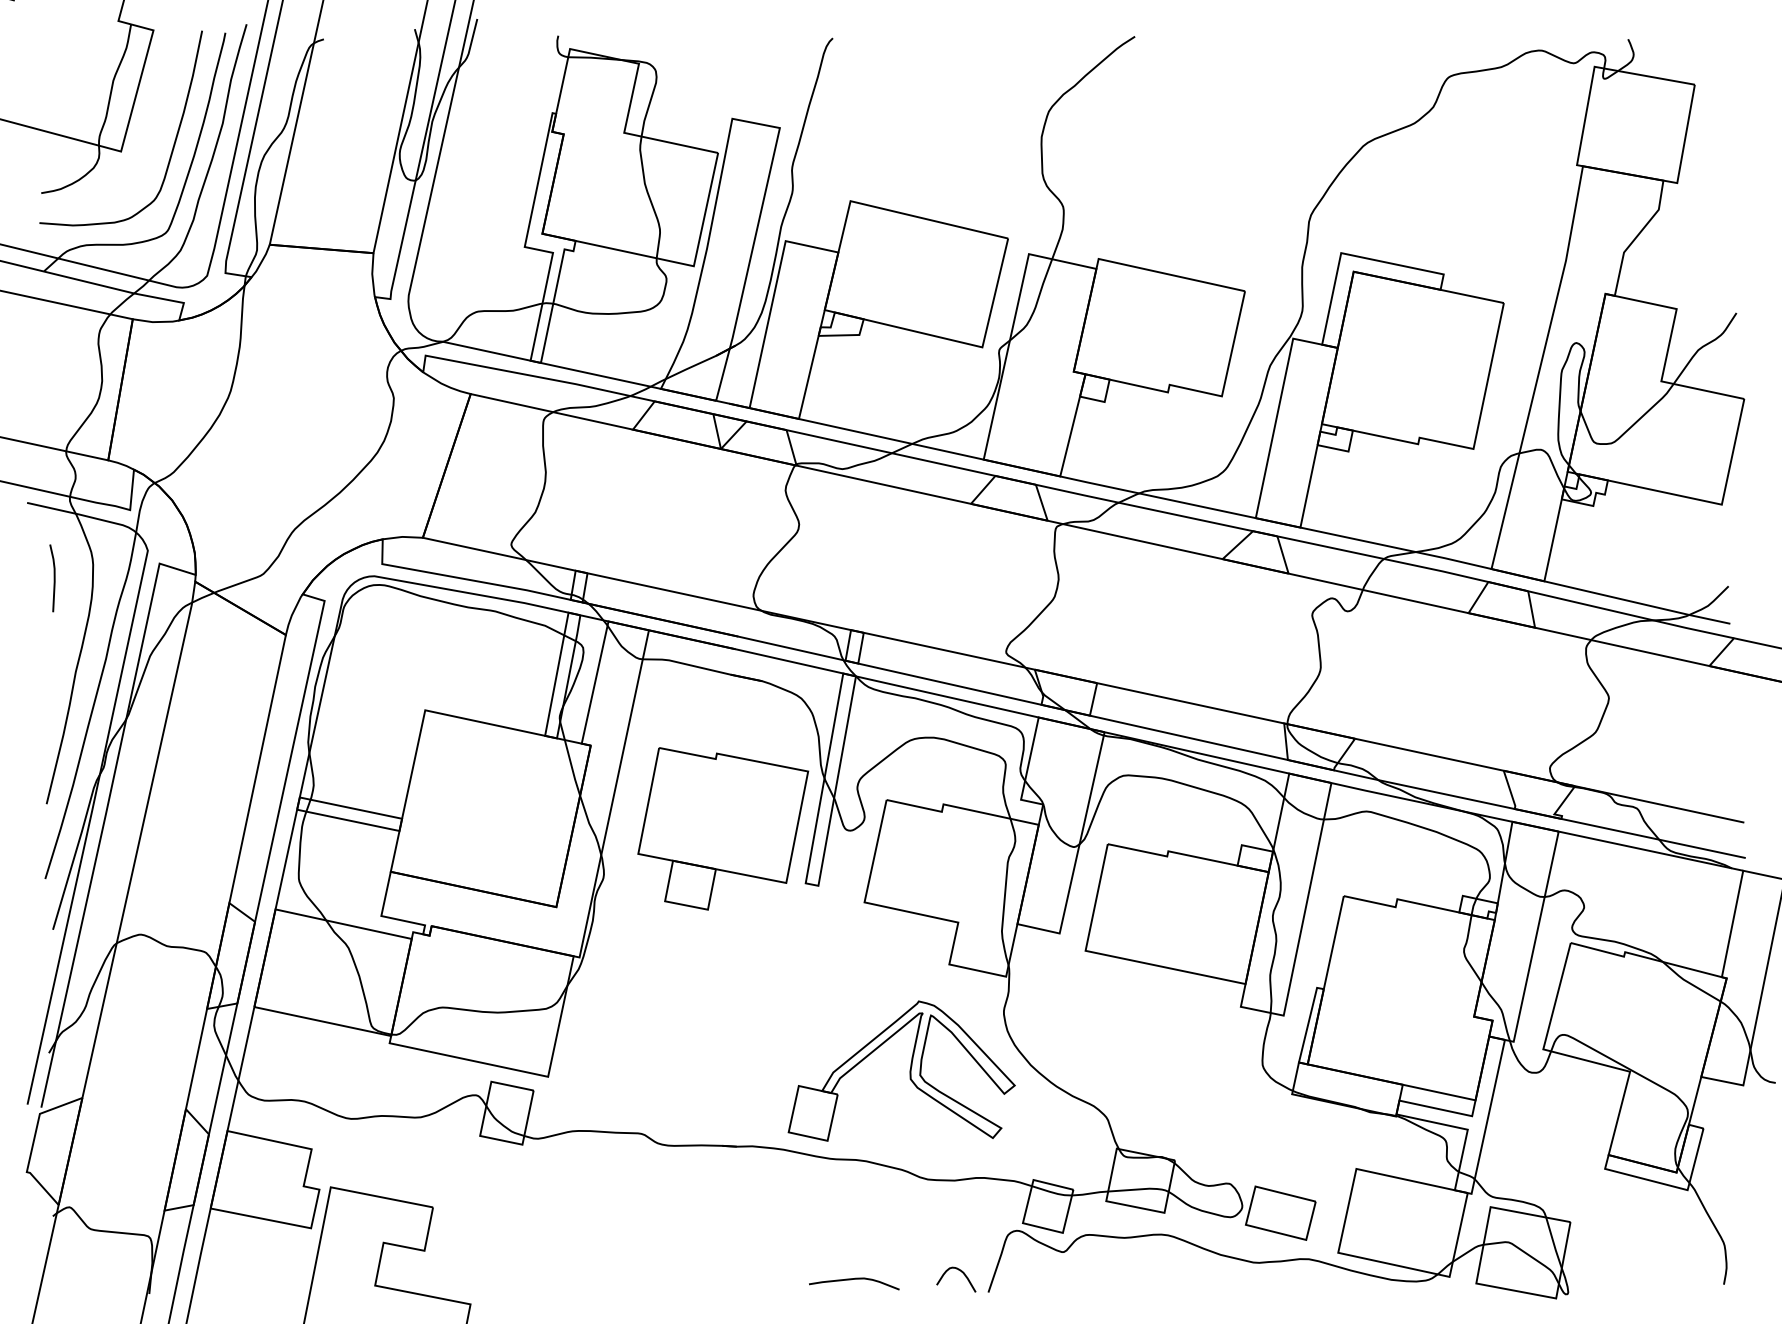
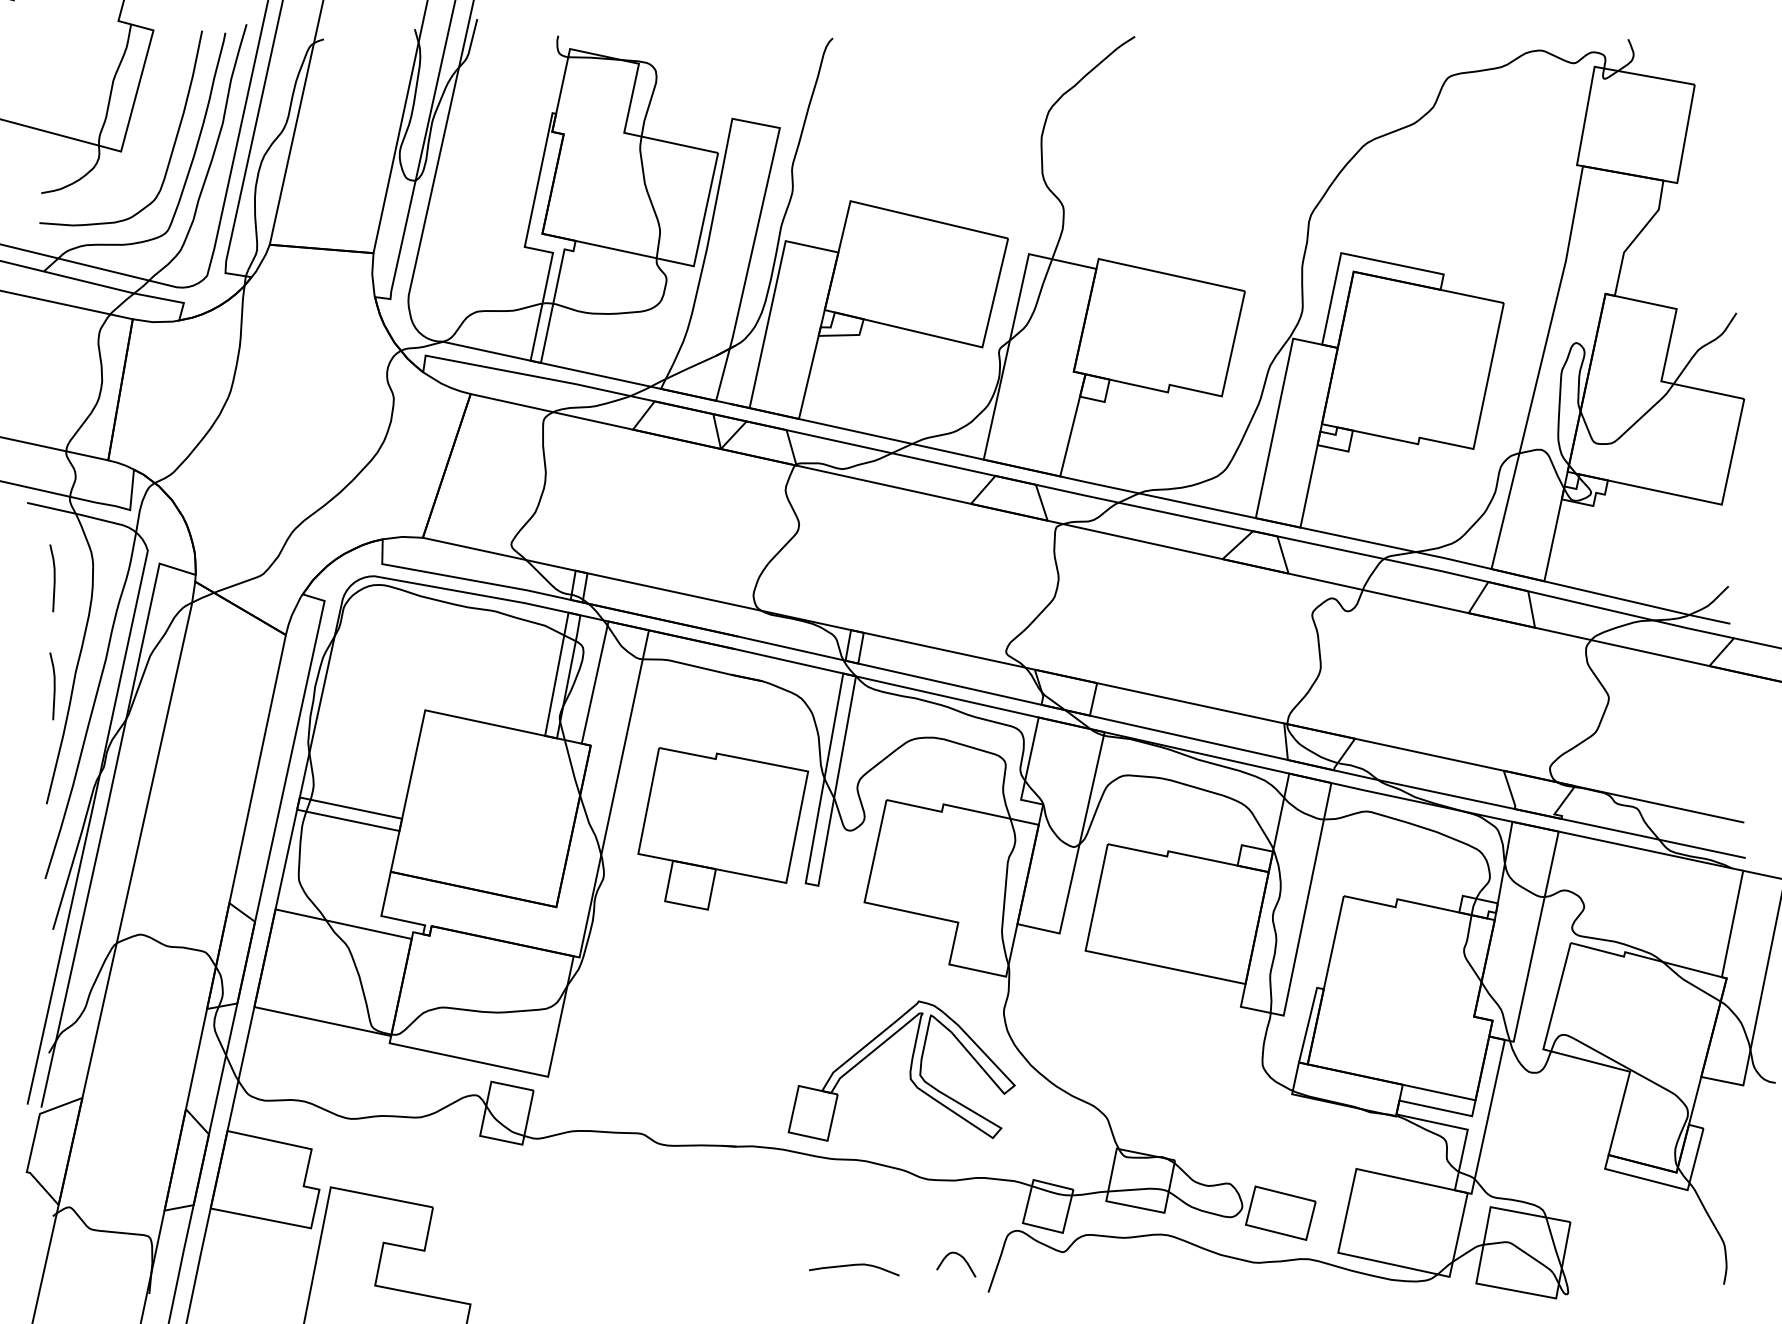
line: none -> present (53, 686)
curve position: (962, 1273) -> (962, 1258) (962, 1258)
curve position: (854, 1279) -> (854, 1265) (854, 1265)
